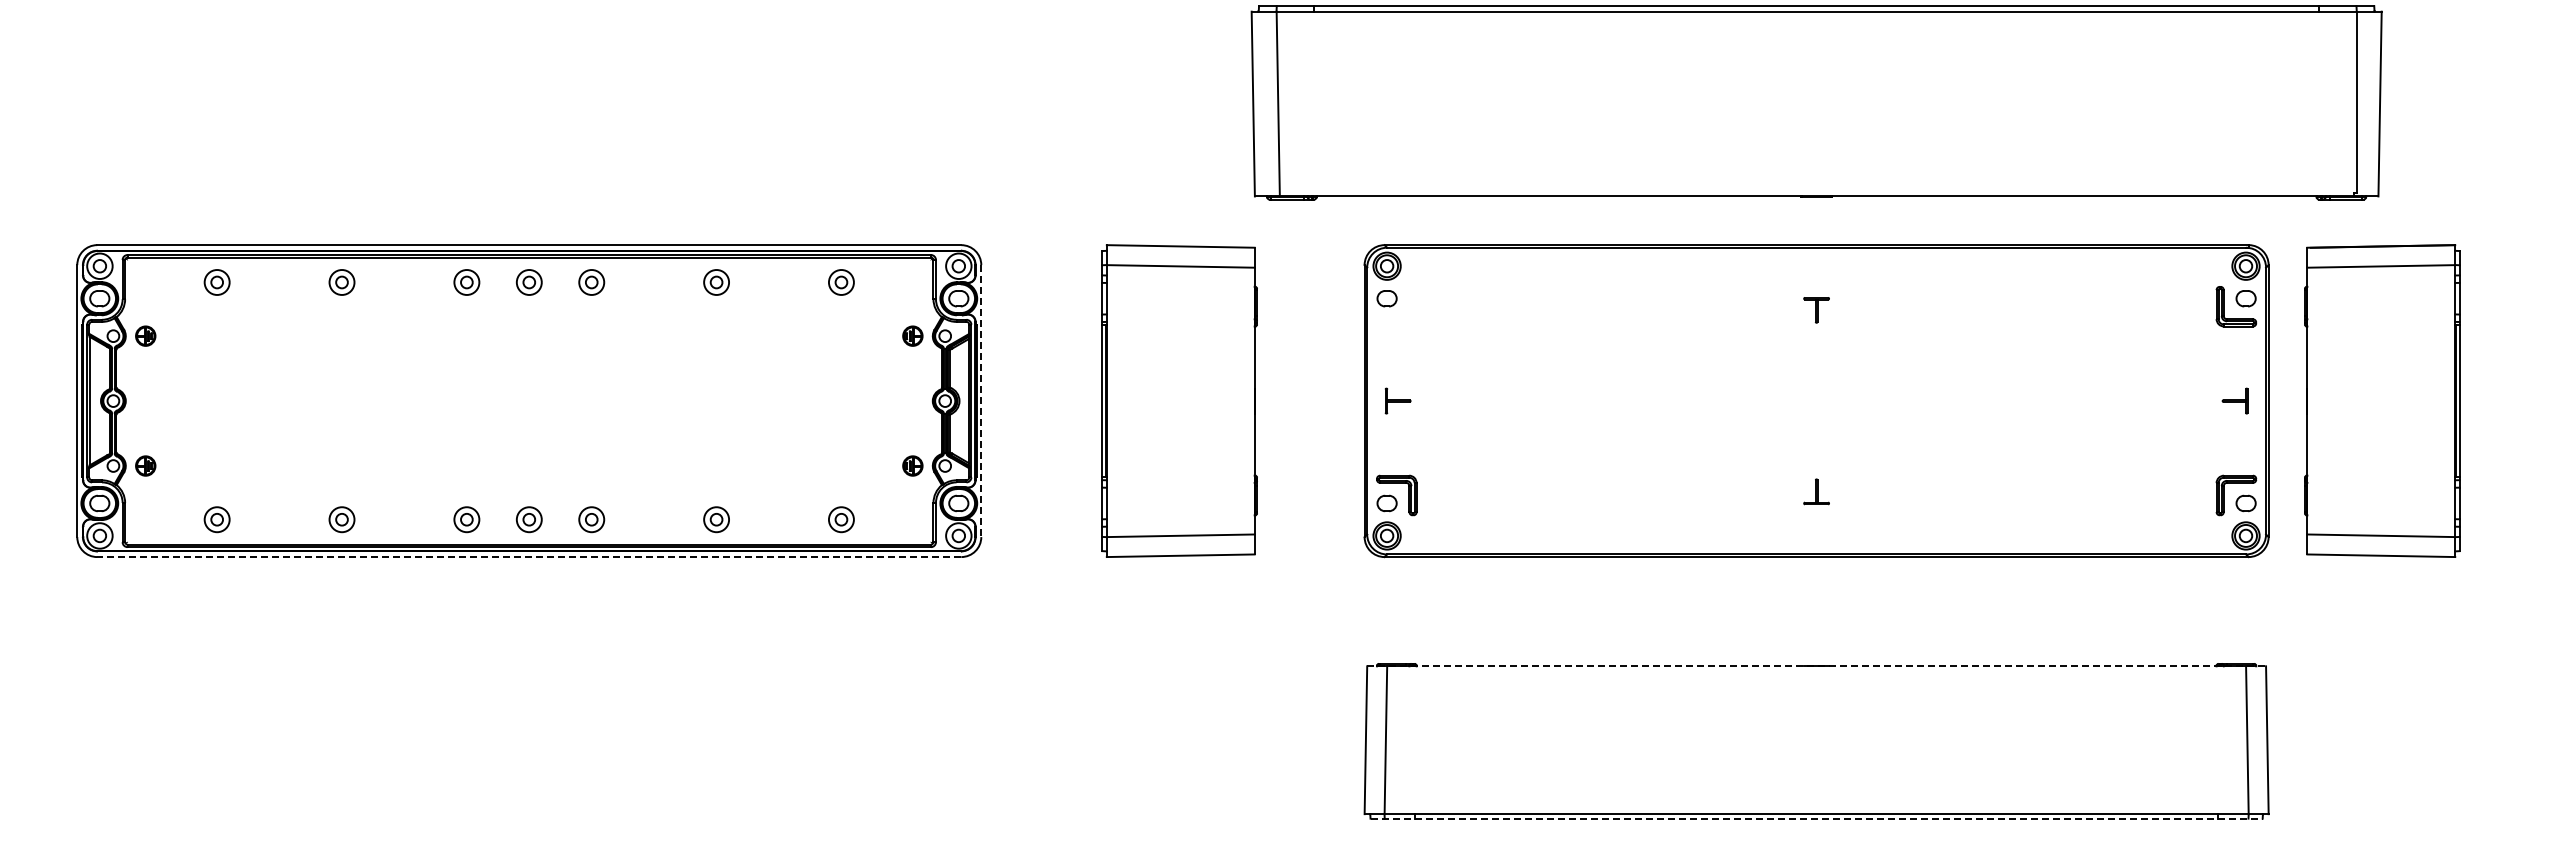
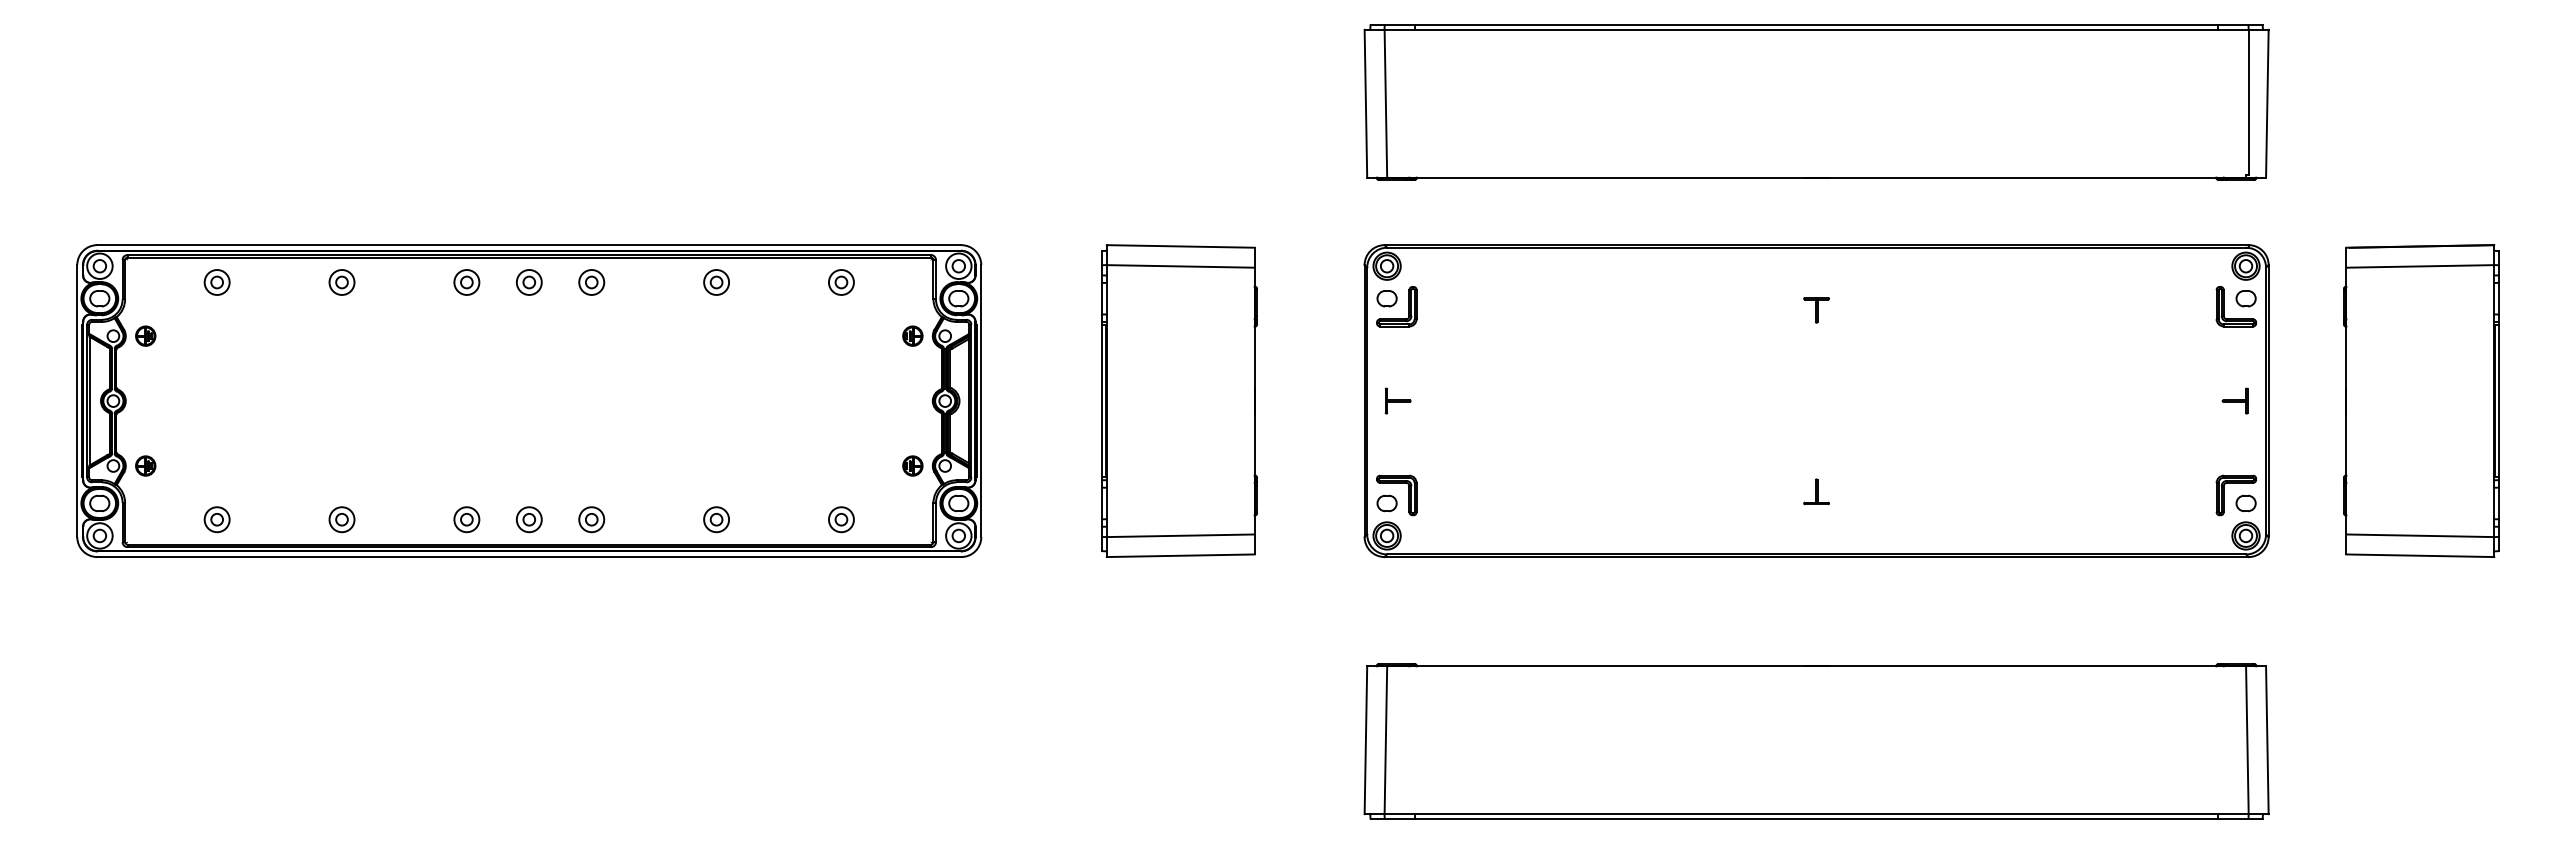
part size: 1133x196 px -> 907x157 px (1816, 102)
part: none -> present (1408, 306)
part position: (2382, 400) -> (2421, 400) (2421, 400)
line: dashed -> solid (981, 401)
line: dashed -> solid (528, 557)
line: dashed -> solid (1817, 666)
line: dashed -> solid (1817, 818)
